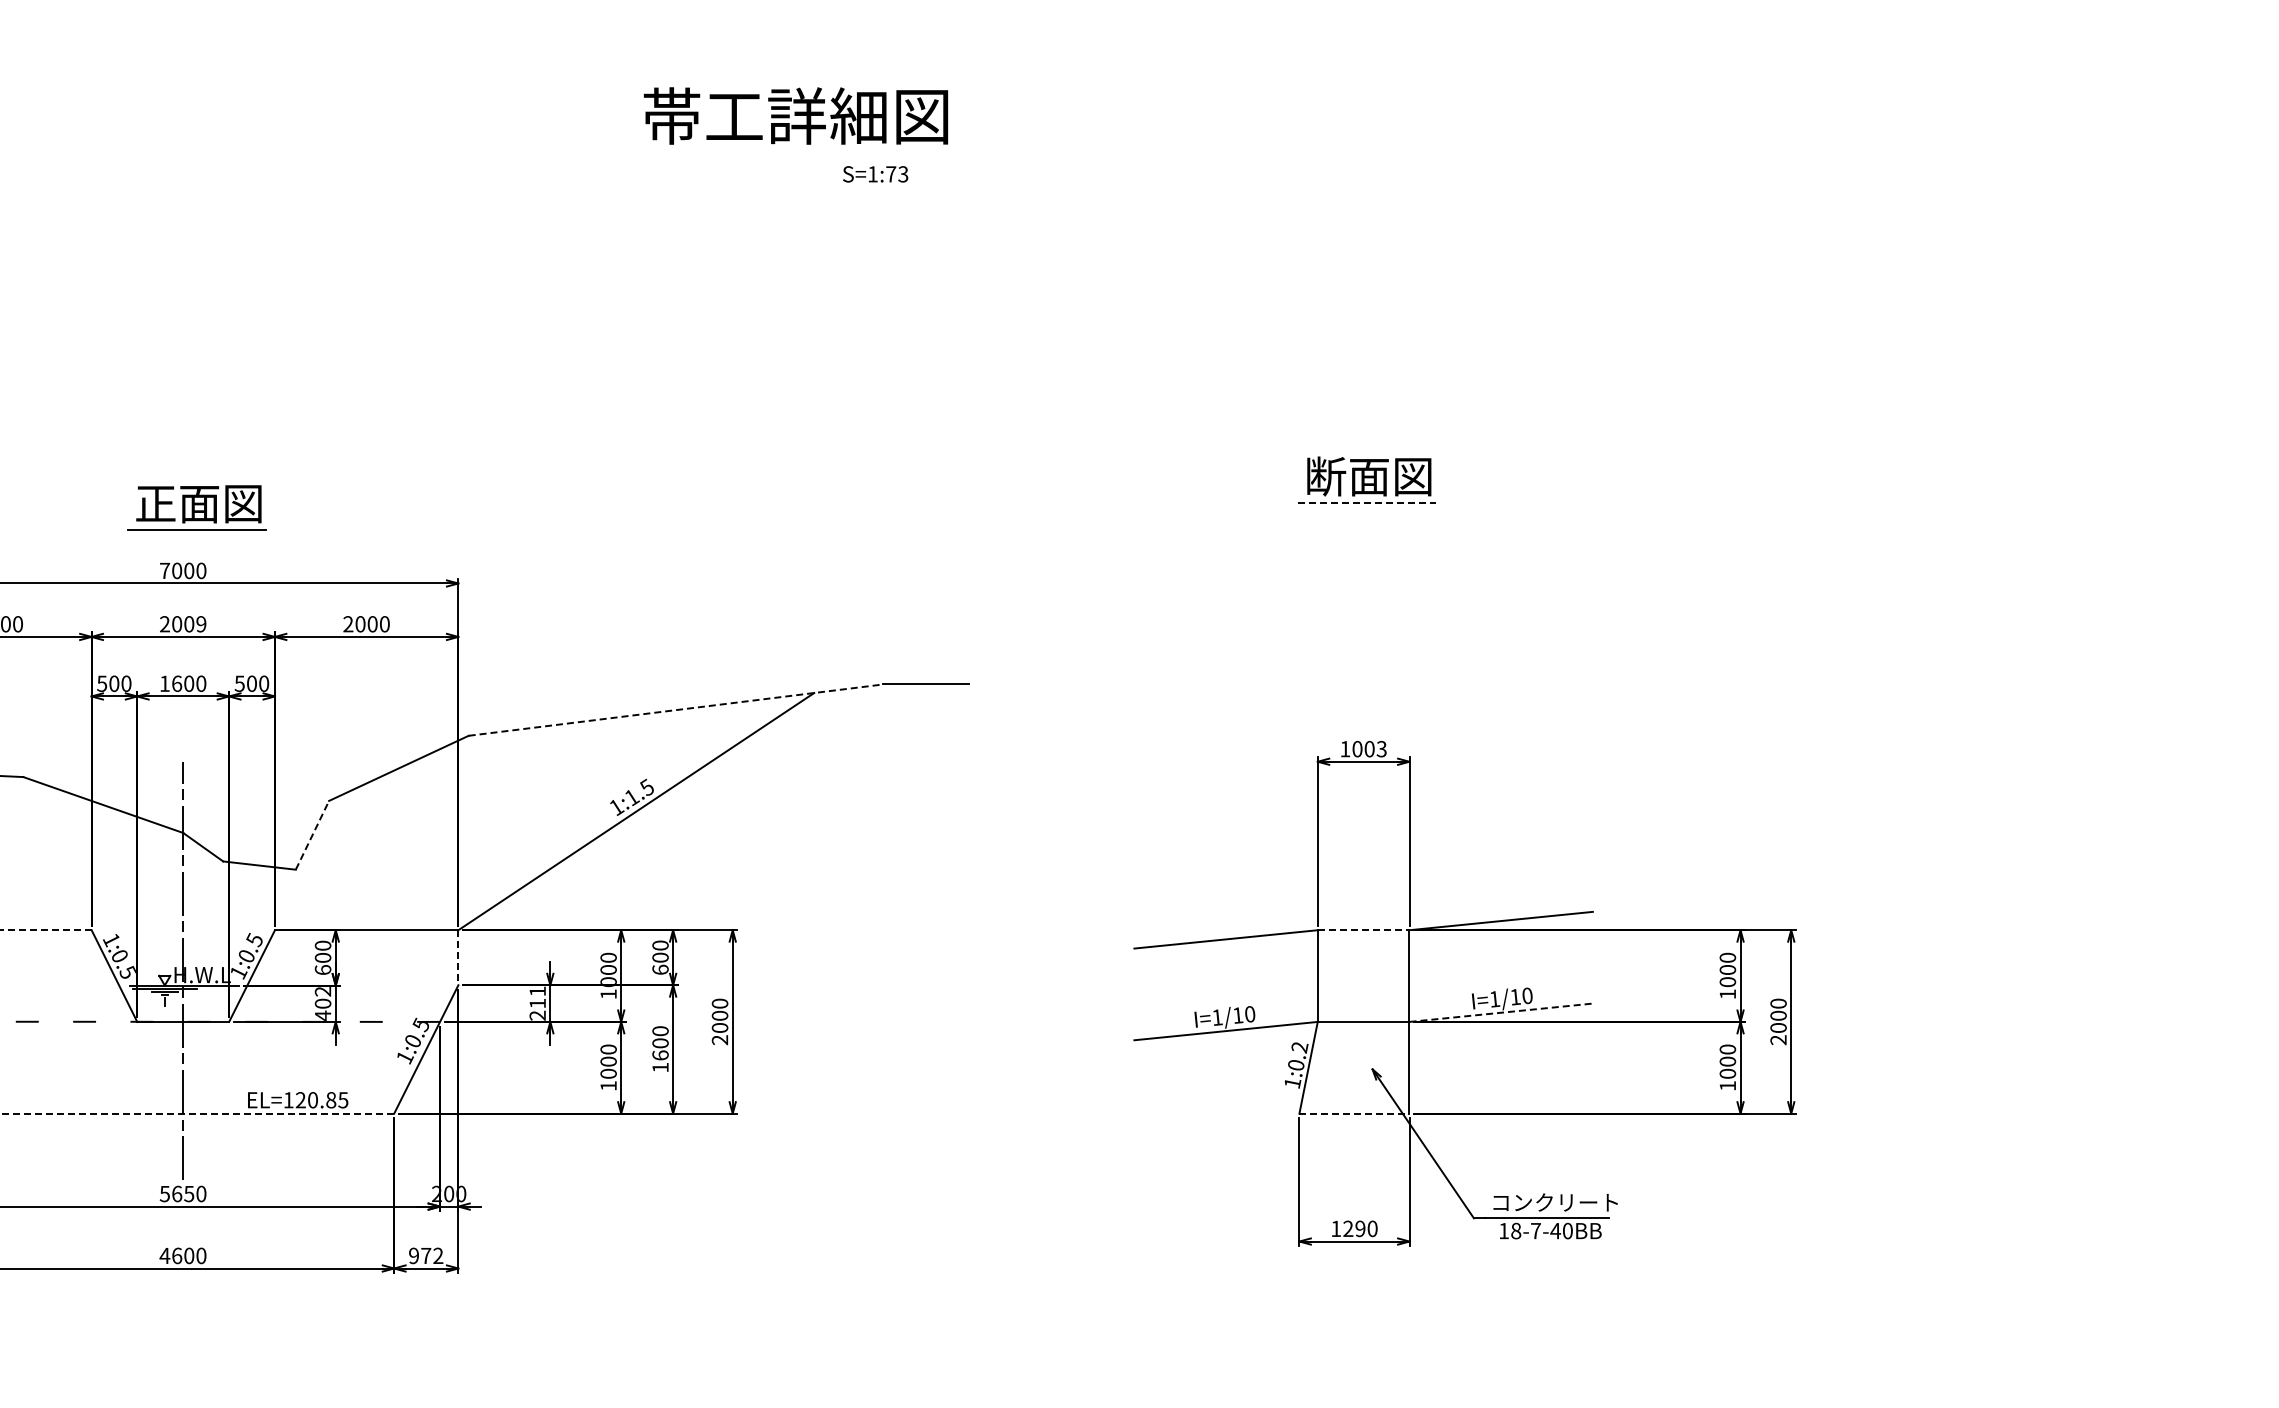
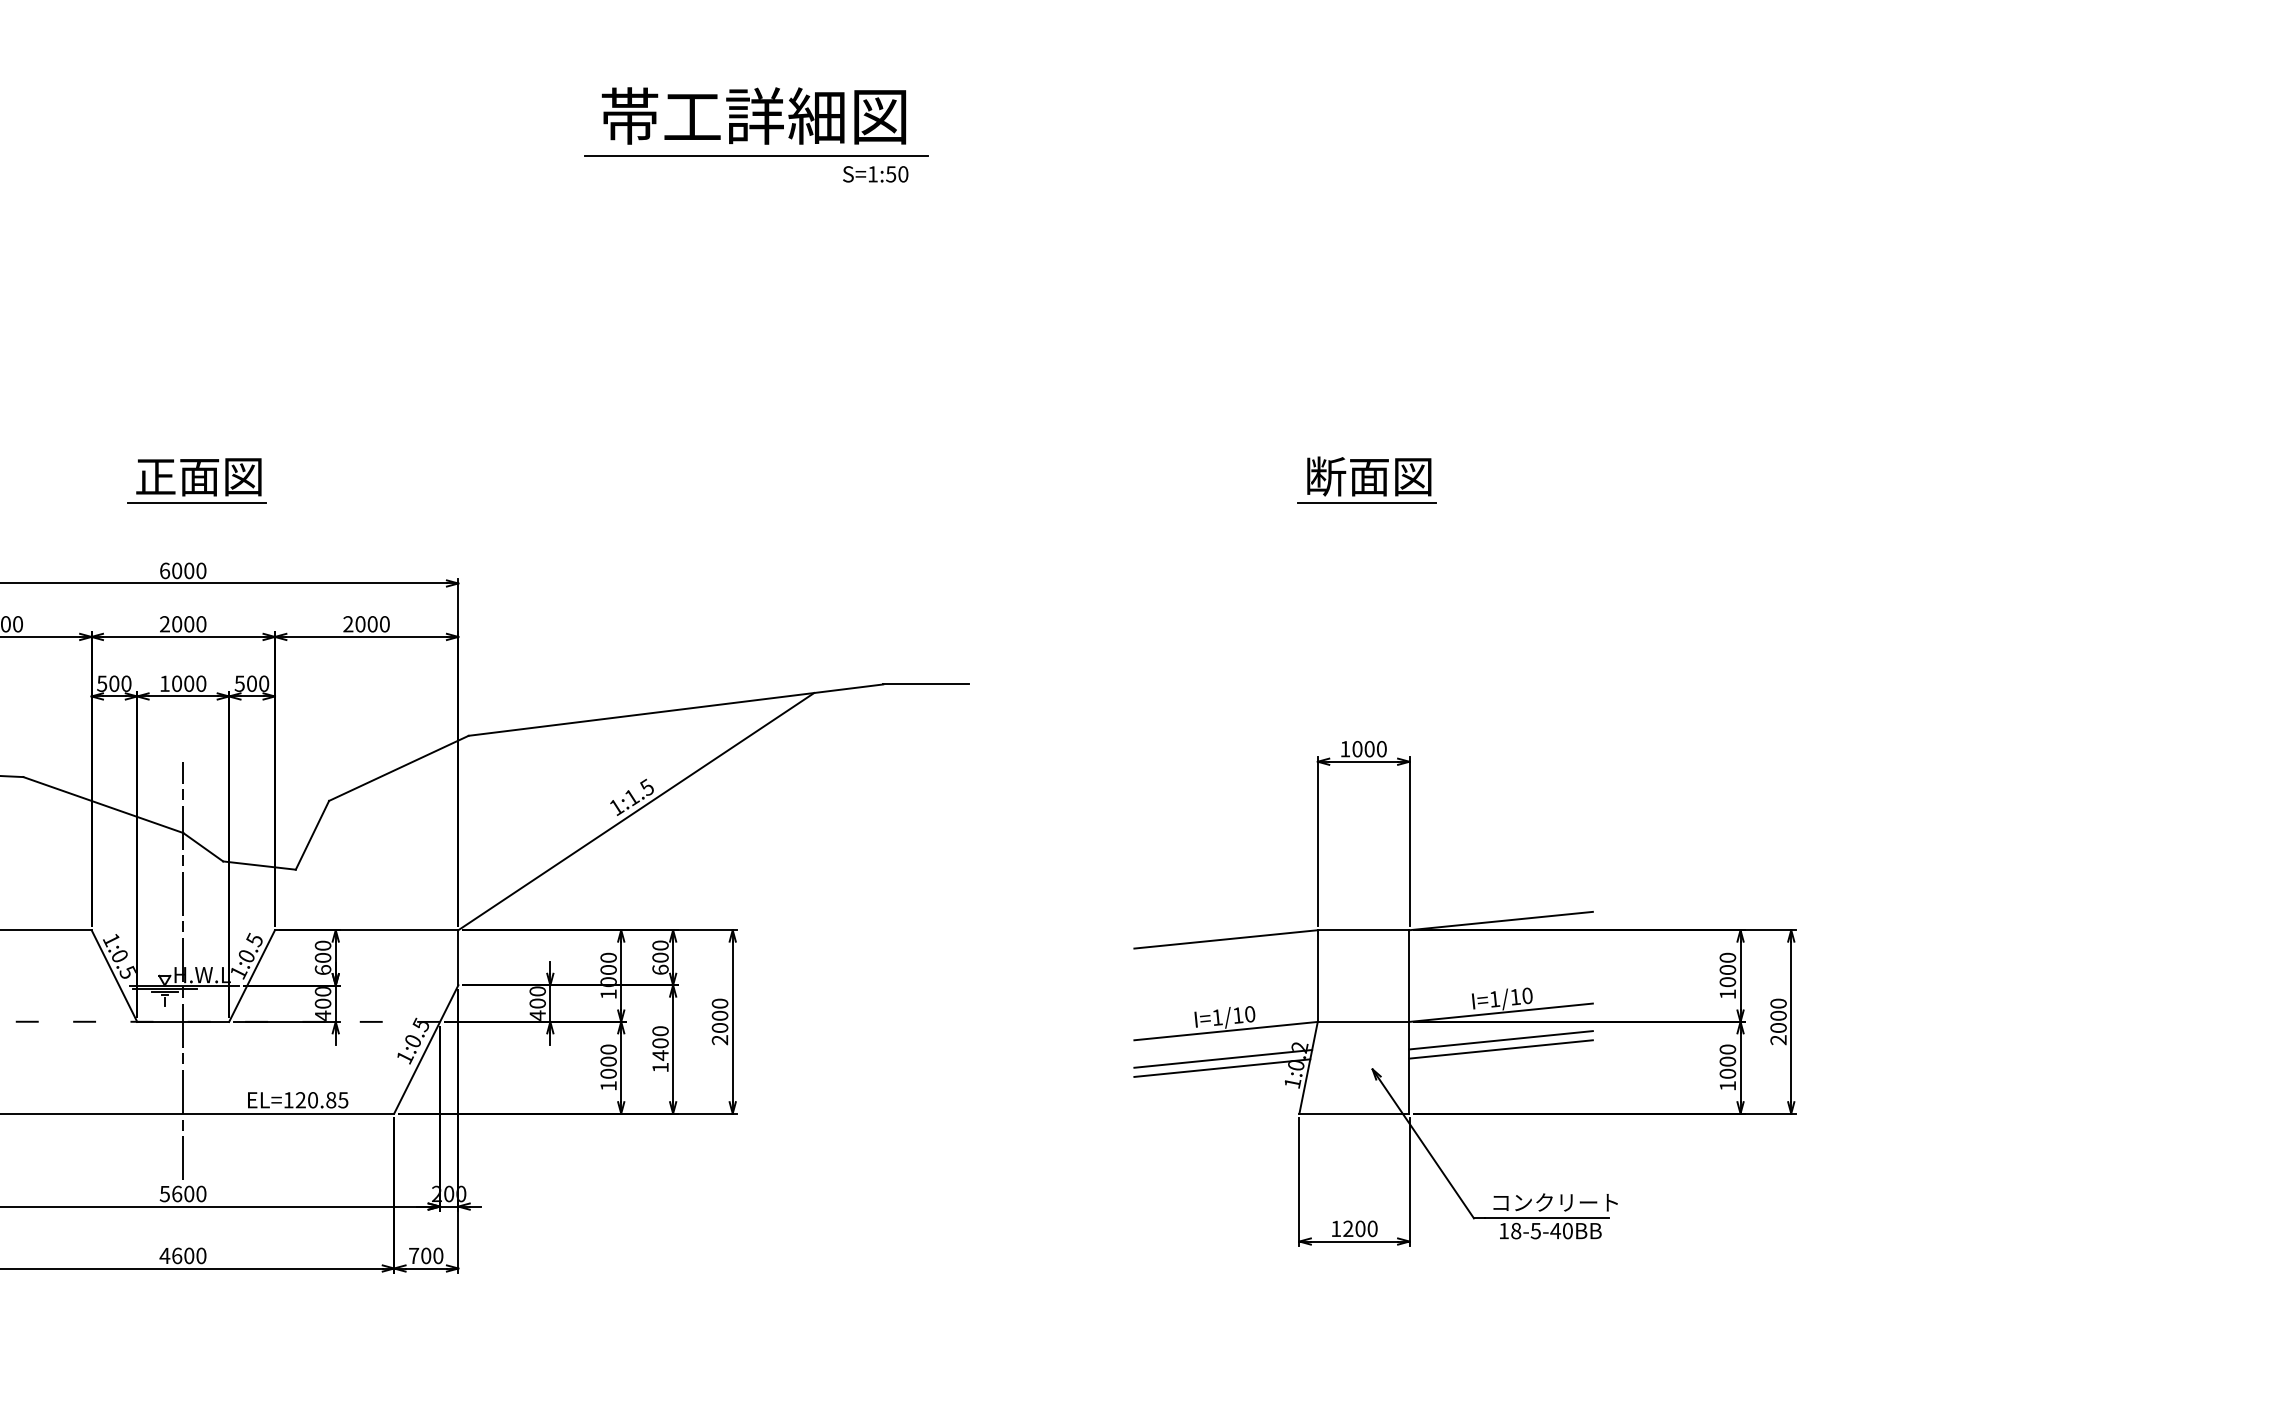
text position: (795, 115) -> (753, 115) (753, 115)
line: none -> present (756, 156)
text: S=1:73 -> S=1:50 (897, 174)
line: dashed -> solid (1367, 502)
part position: (196, 507) -> (196, 480) (196, 480)
text: 7000 -> 6000 (165, 570)
text: 2009 -> 2000 (201, 624)
text: 1600 -> 1000 (177, 683)
line: dashed -> solid (675, 710)
text: 1003 -> 1000 (1381, 749)
line: dashed -> solid (312, 834)
line: dashed -> solid (45, 930)
line: dashed -> solid (1363, 930)
line: dashed -> solid (458, 957)
text: 402 -> 400 (323, 991)
text: 211 -> 400 (537, 1003)
line: dashed -> solid (1501, 1012)
line: none -> present (1500, 1040)
line: none -> present (1500, 1049)
text: 1600 -> 1400 (660, 1055)
line: none -> present (1223, 1058)
line: none -> present (1222, 1067)
line: dashed -> solid (197, 1113)
line: dashed -> solid (1354, 1113)
text: 5650 -> 5600 (189, 1193)
text: 1290 -> 1200 (1360, 1228)
text: 18-7-40BB -> 18-5-40BB (1535, 1231)
text: 972 -> 700 (426, 1255)
